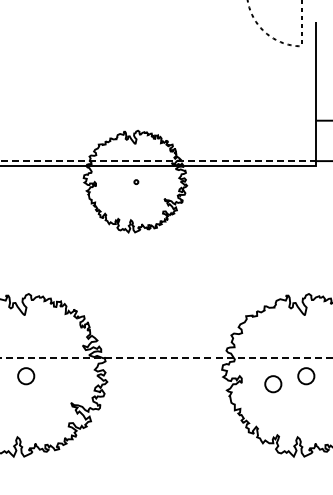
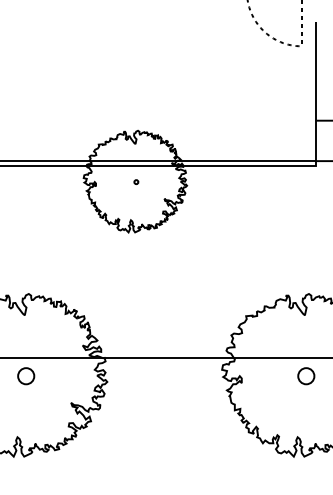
line: dashed -> solid (158, 161)
line: dashed -> solid (166, 358)
circle: present -> none (273, 384)
